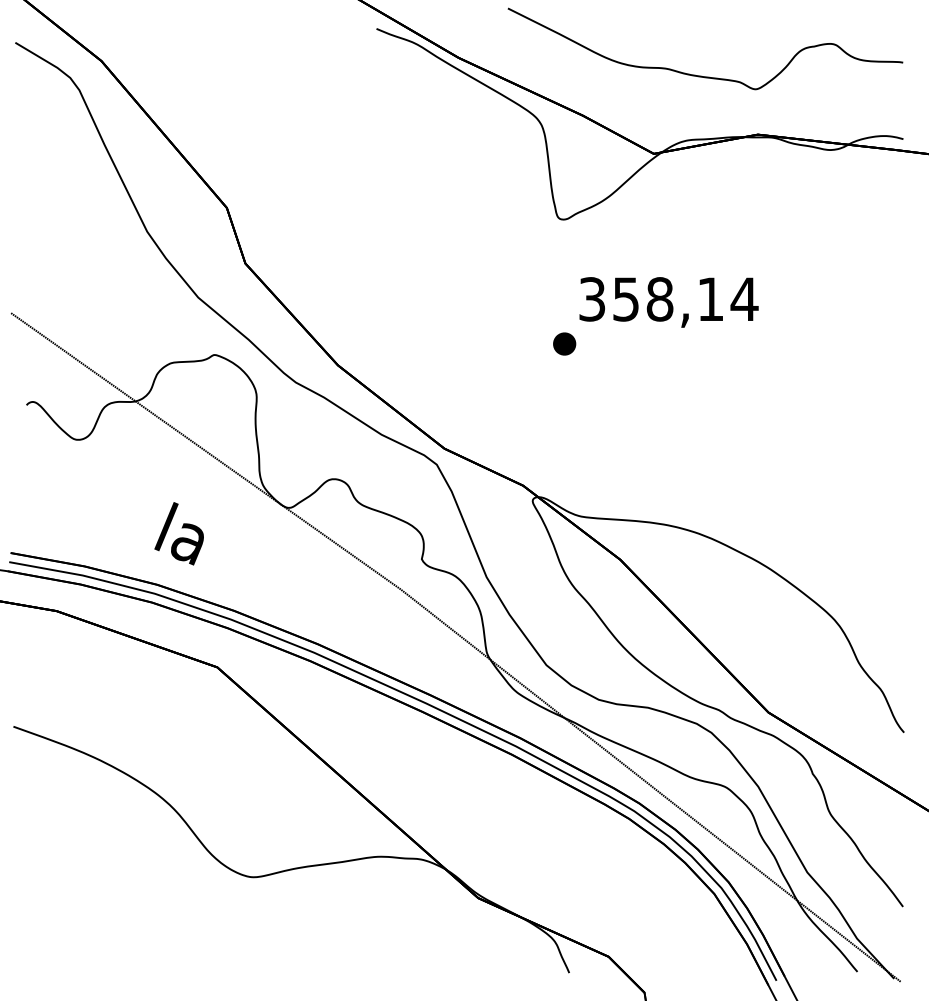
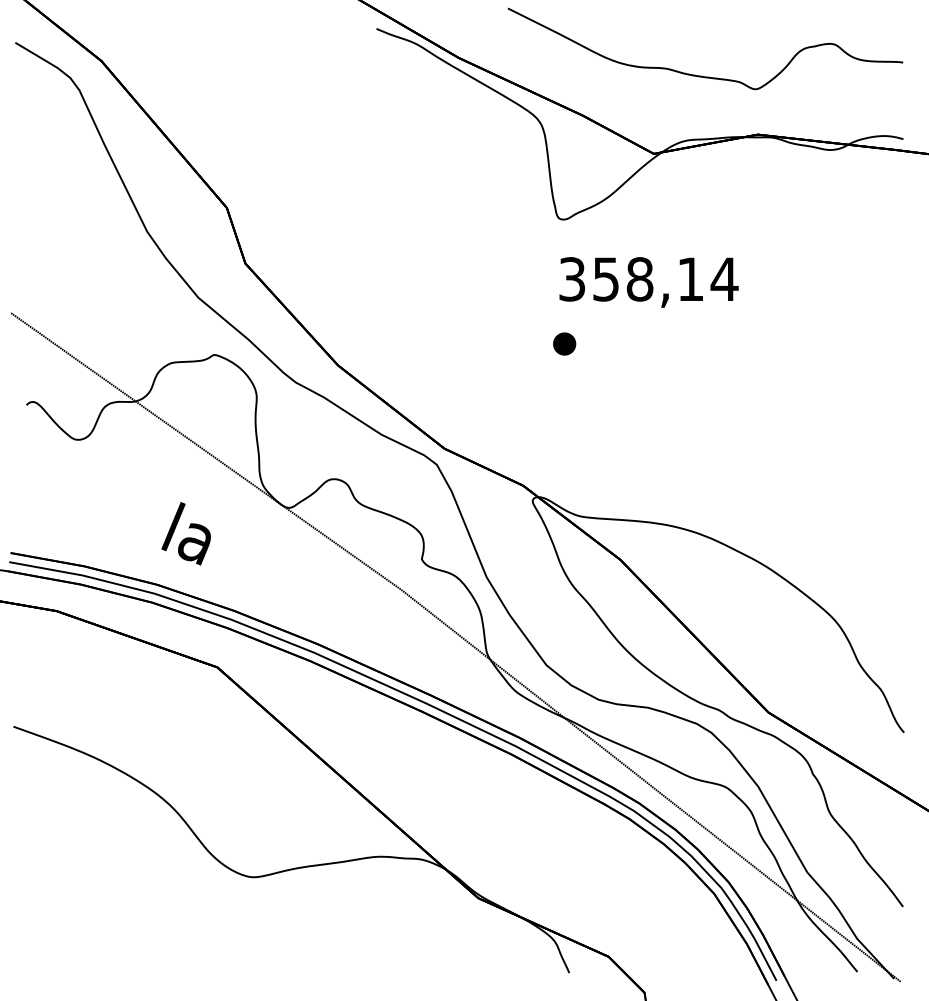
text position: (668, 302) -> (648, 282) (648, 282)
text position: (178, 533) -> (185, 533) (185, 533)
